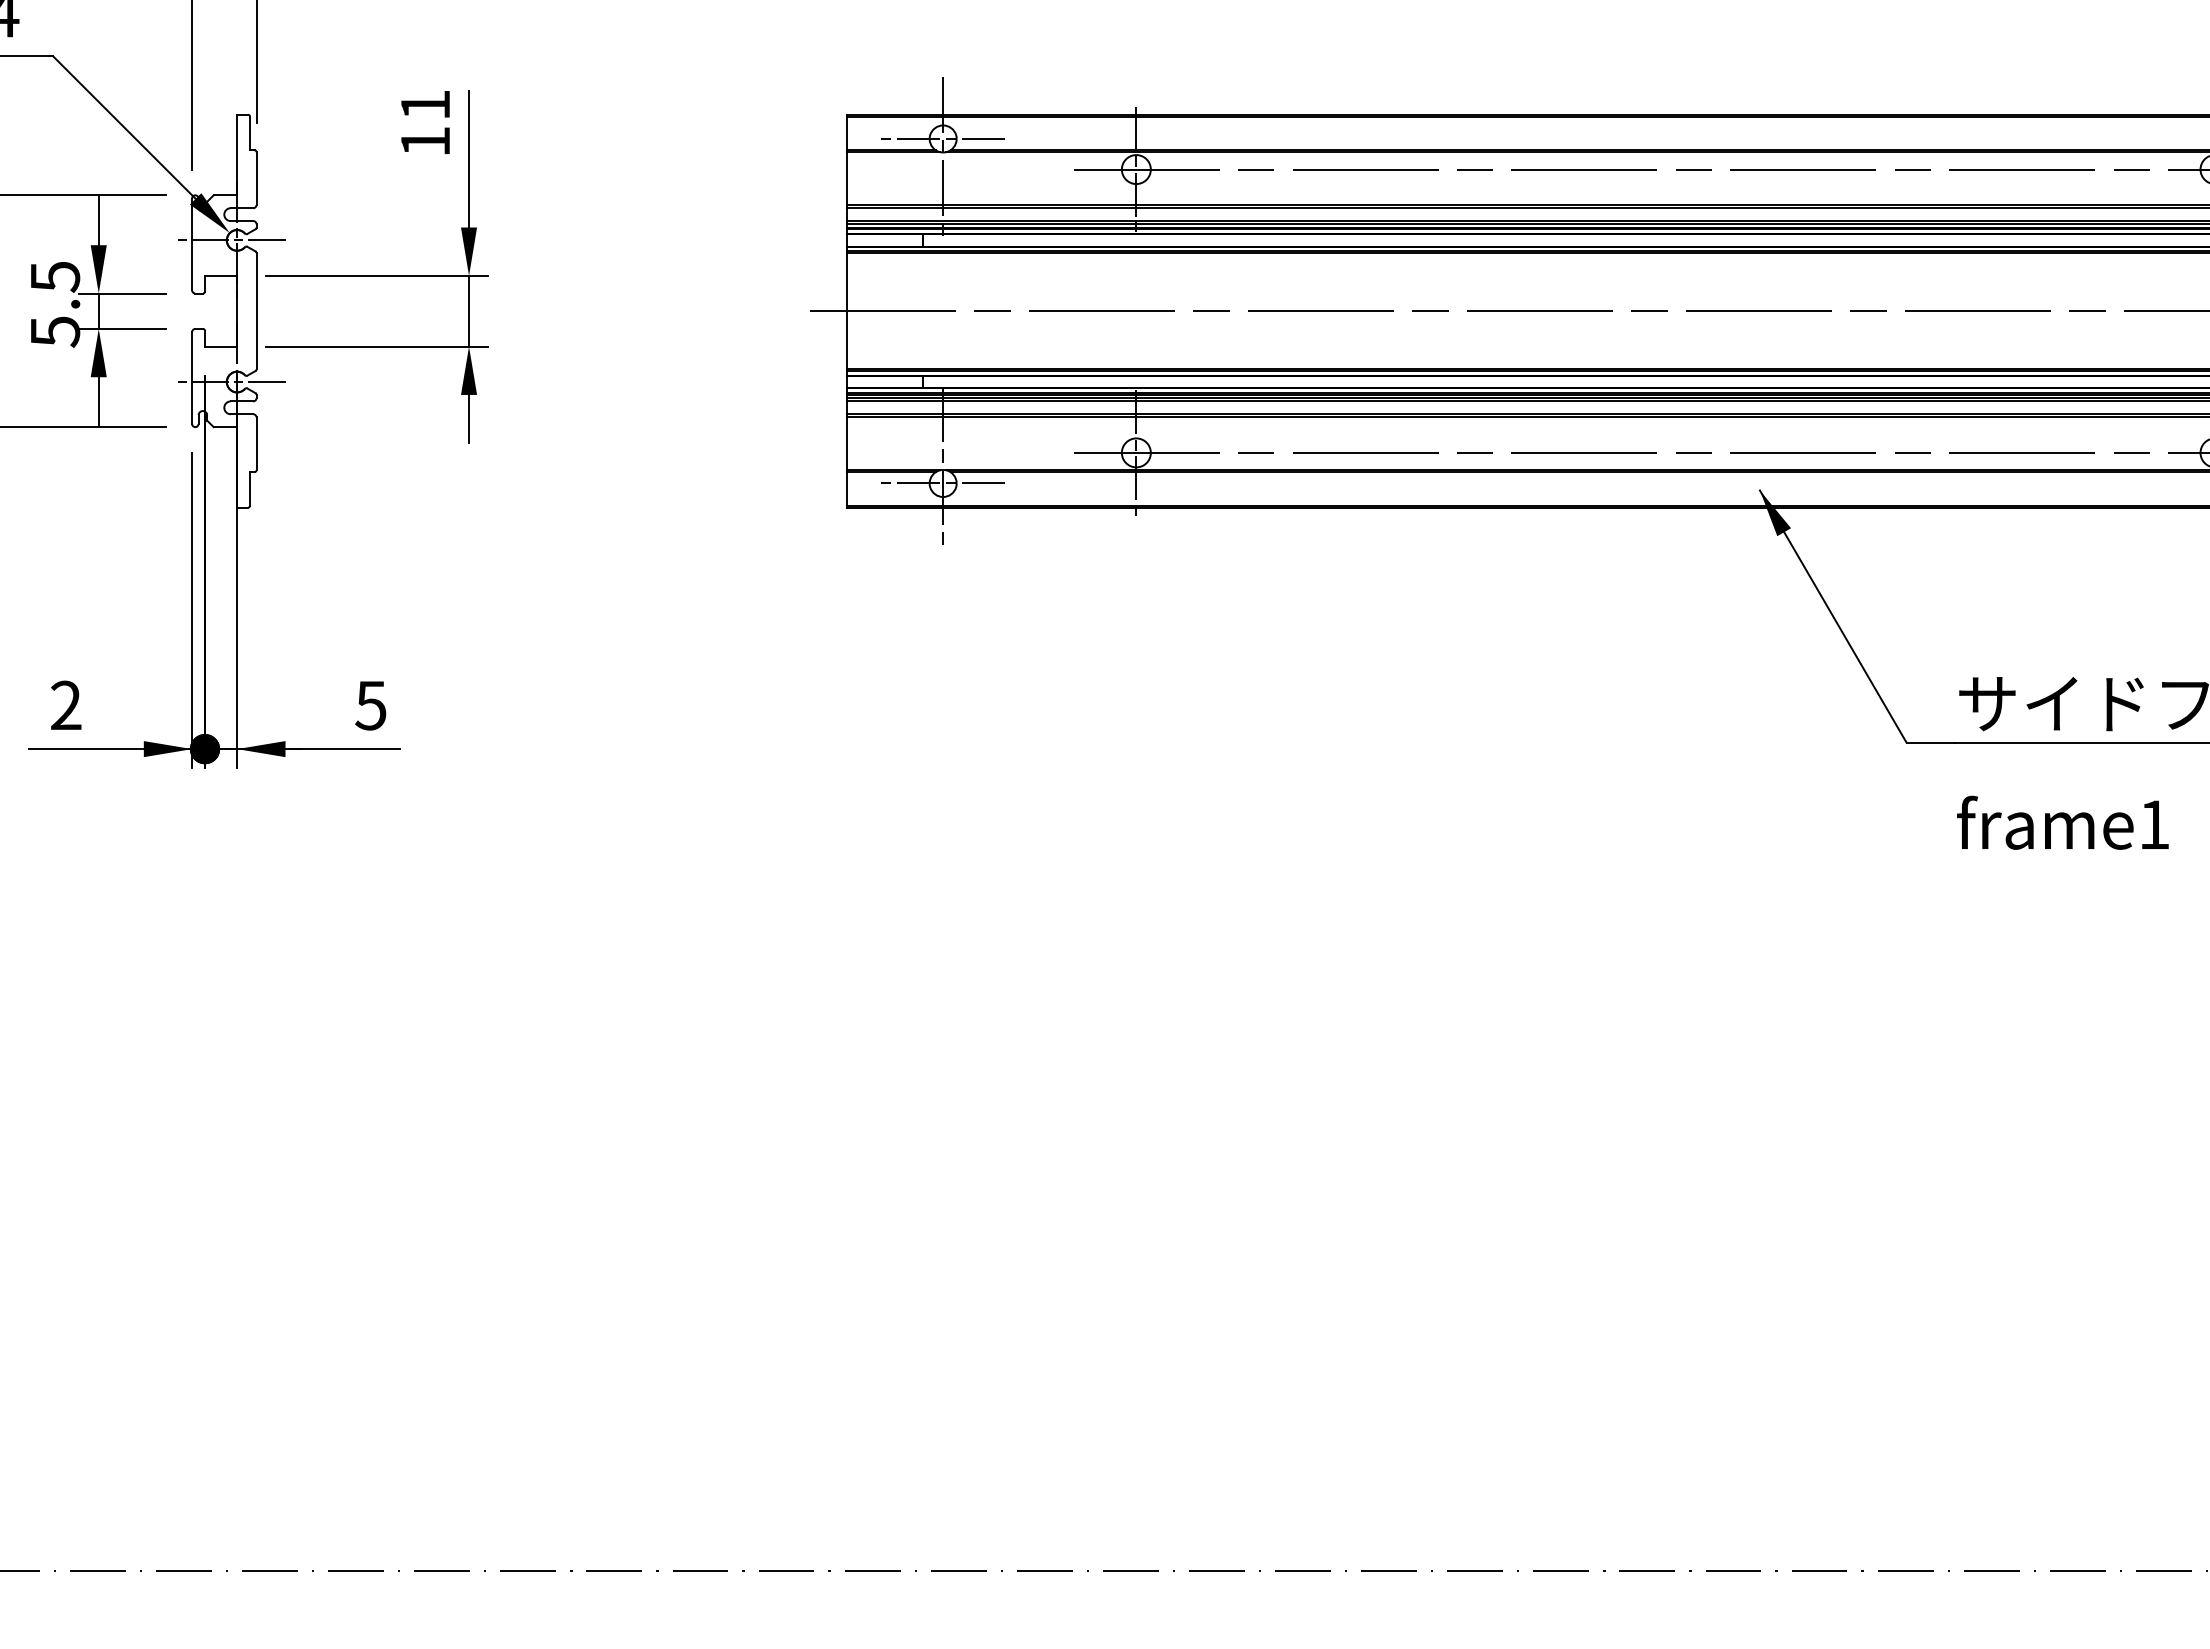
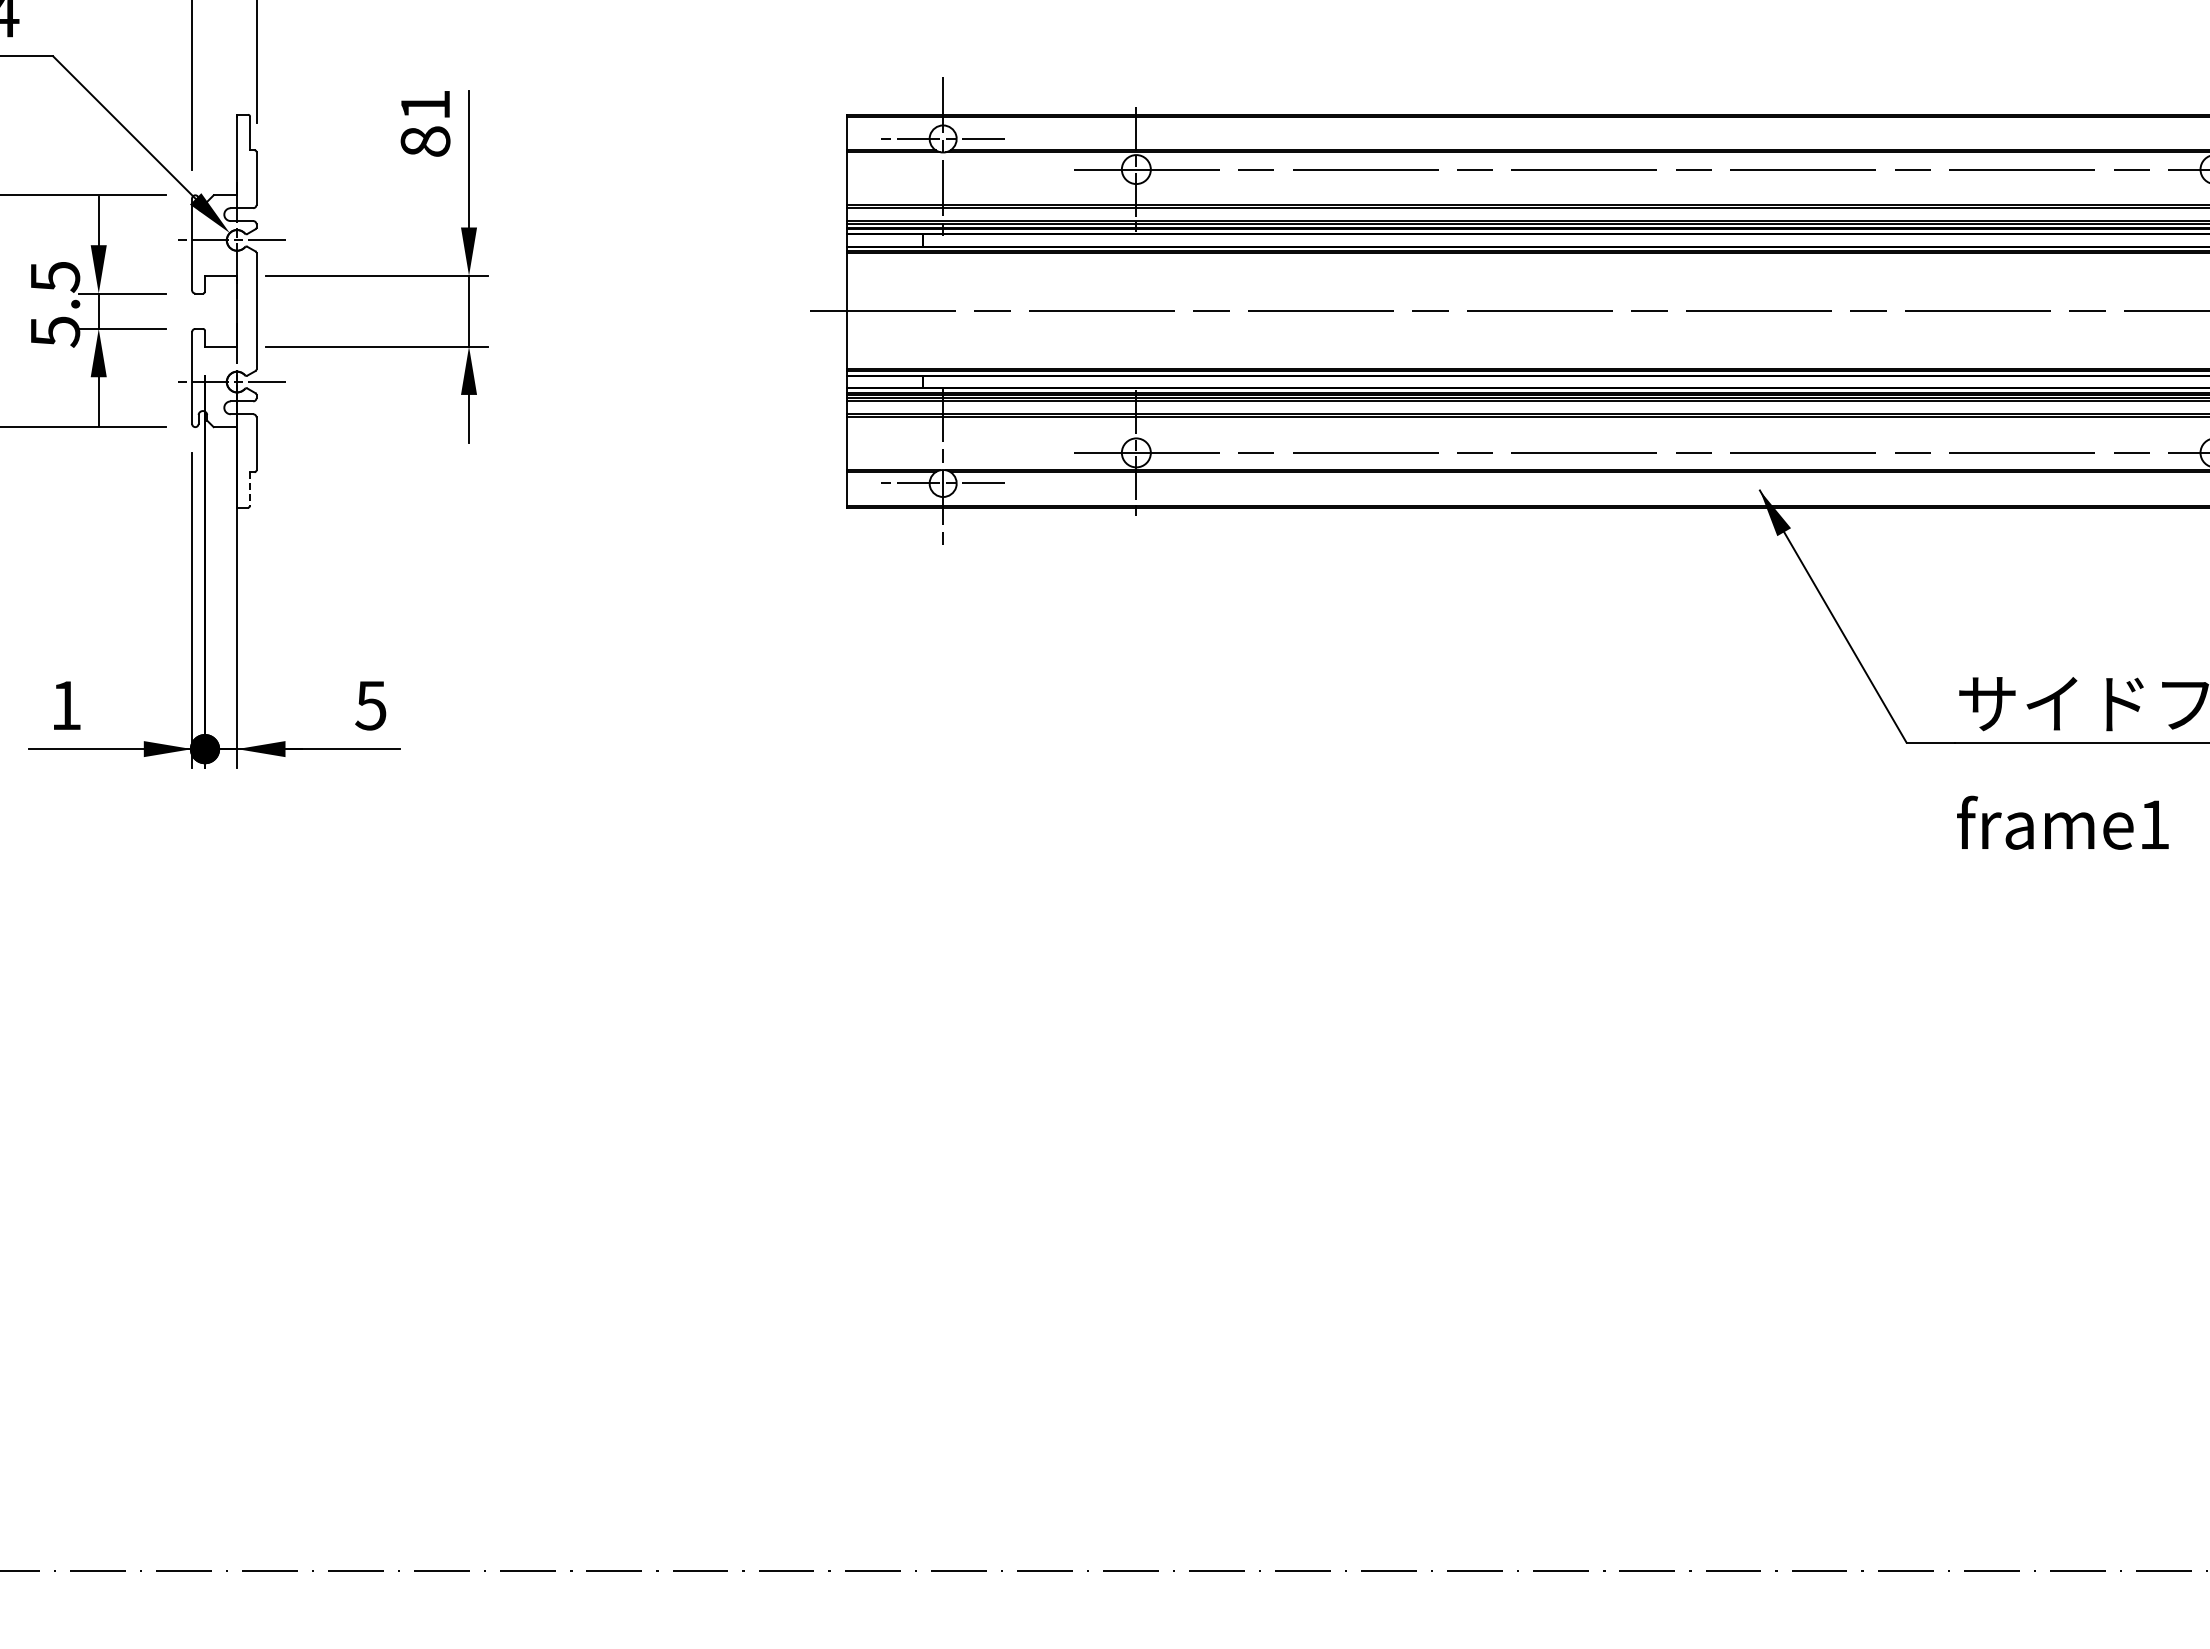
text: 11 -> 81 (425, 141)
line: solid -> dashed (250, 488)
text: 2 -> 1 (66, 704)
